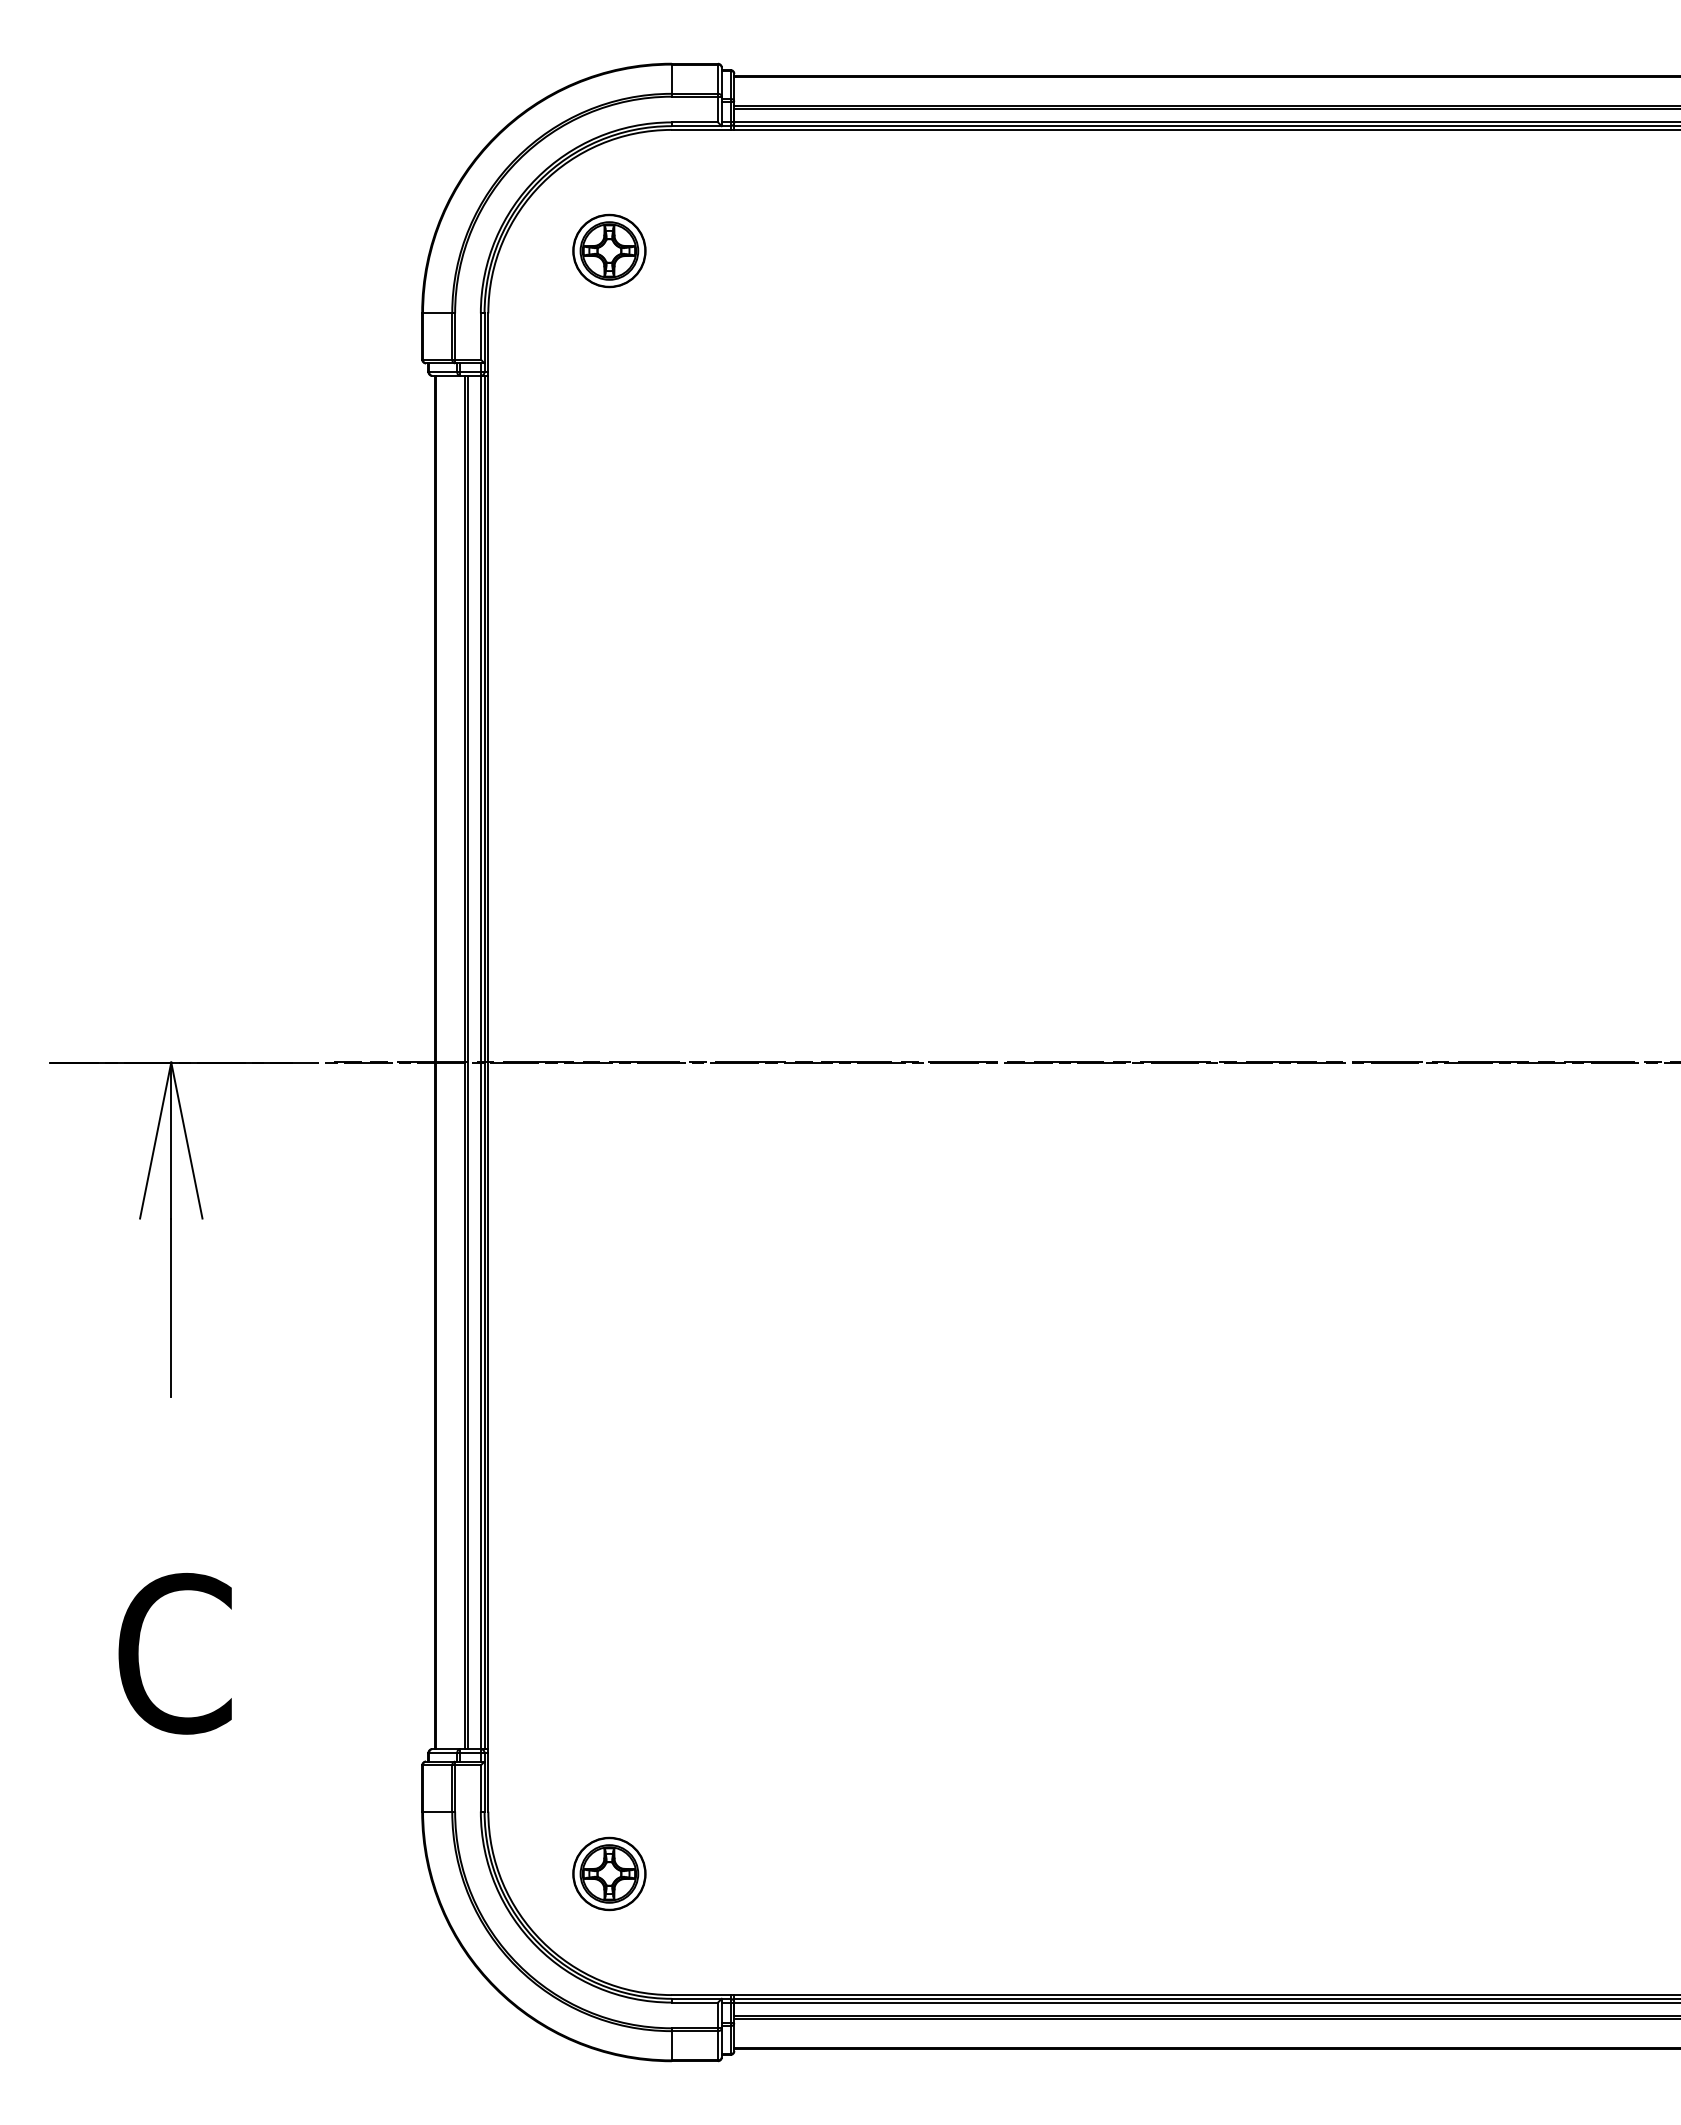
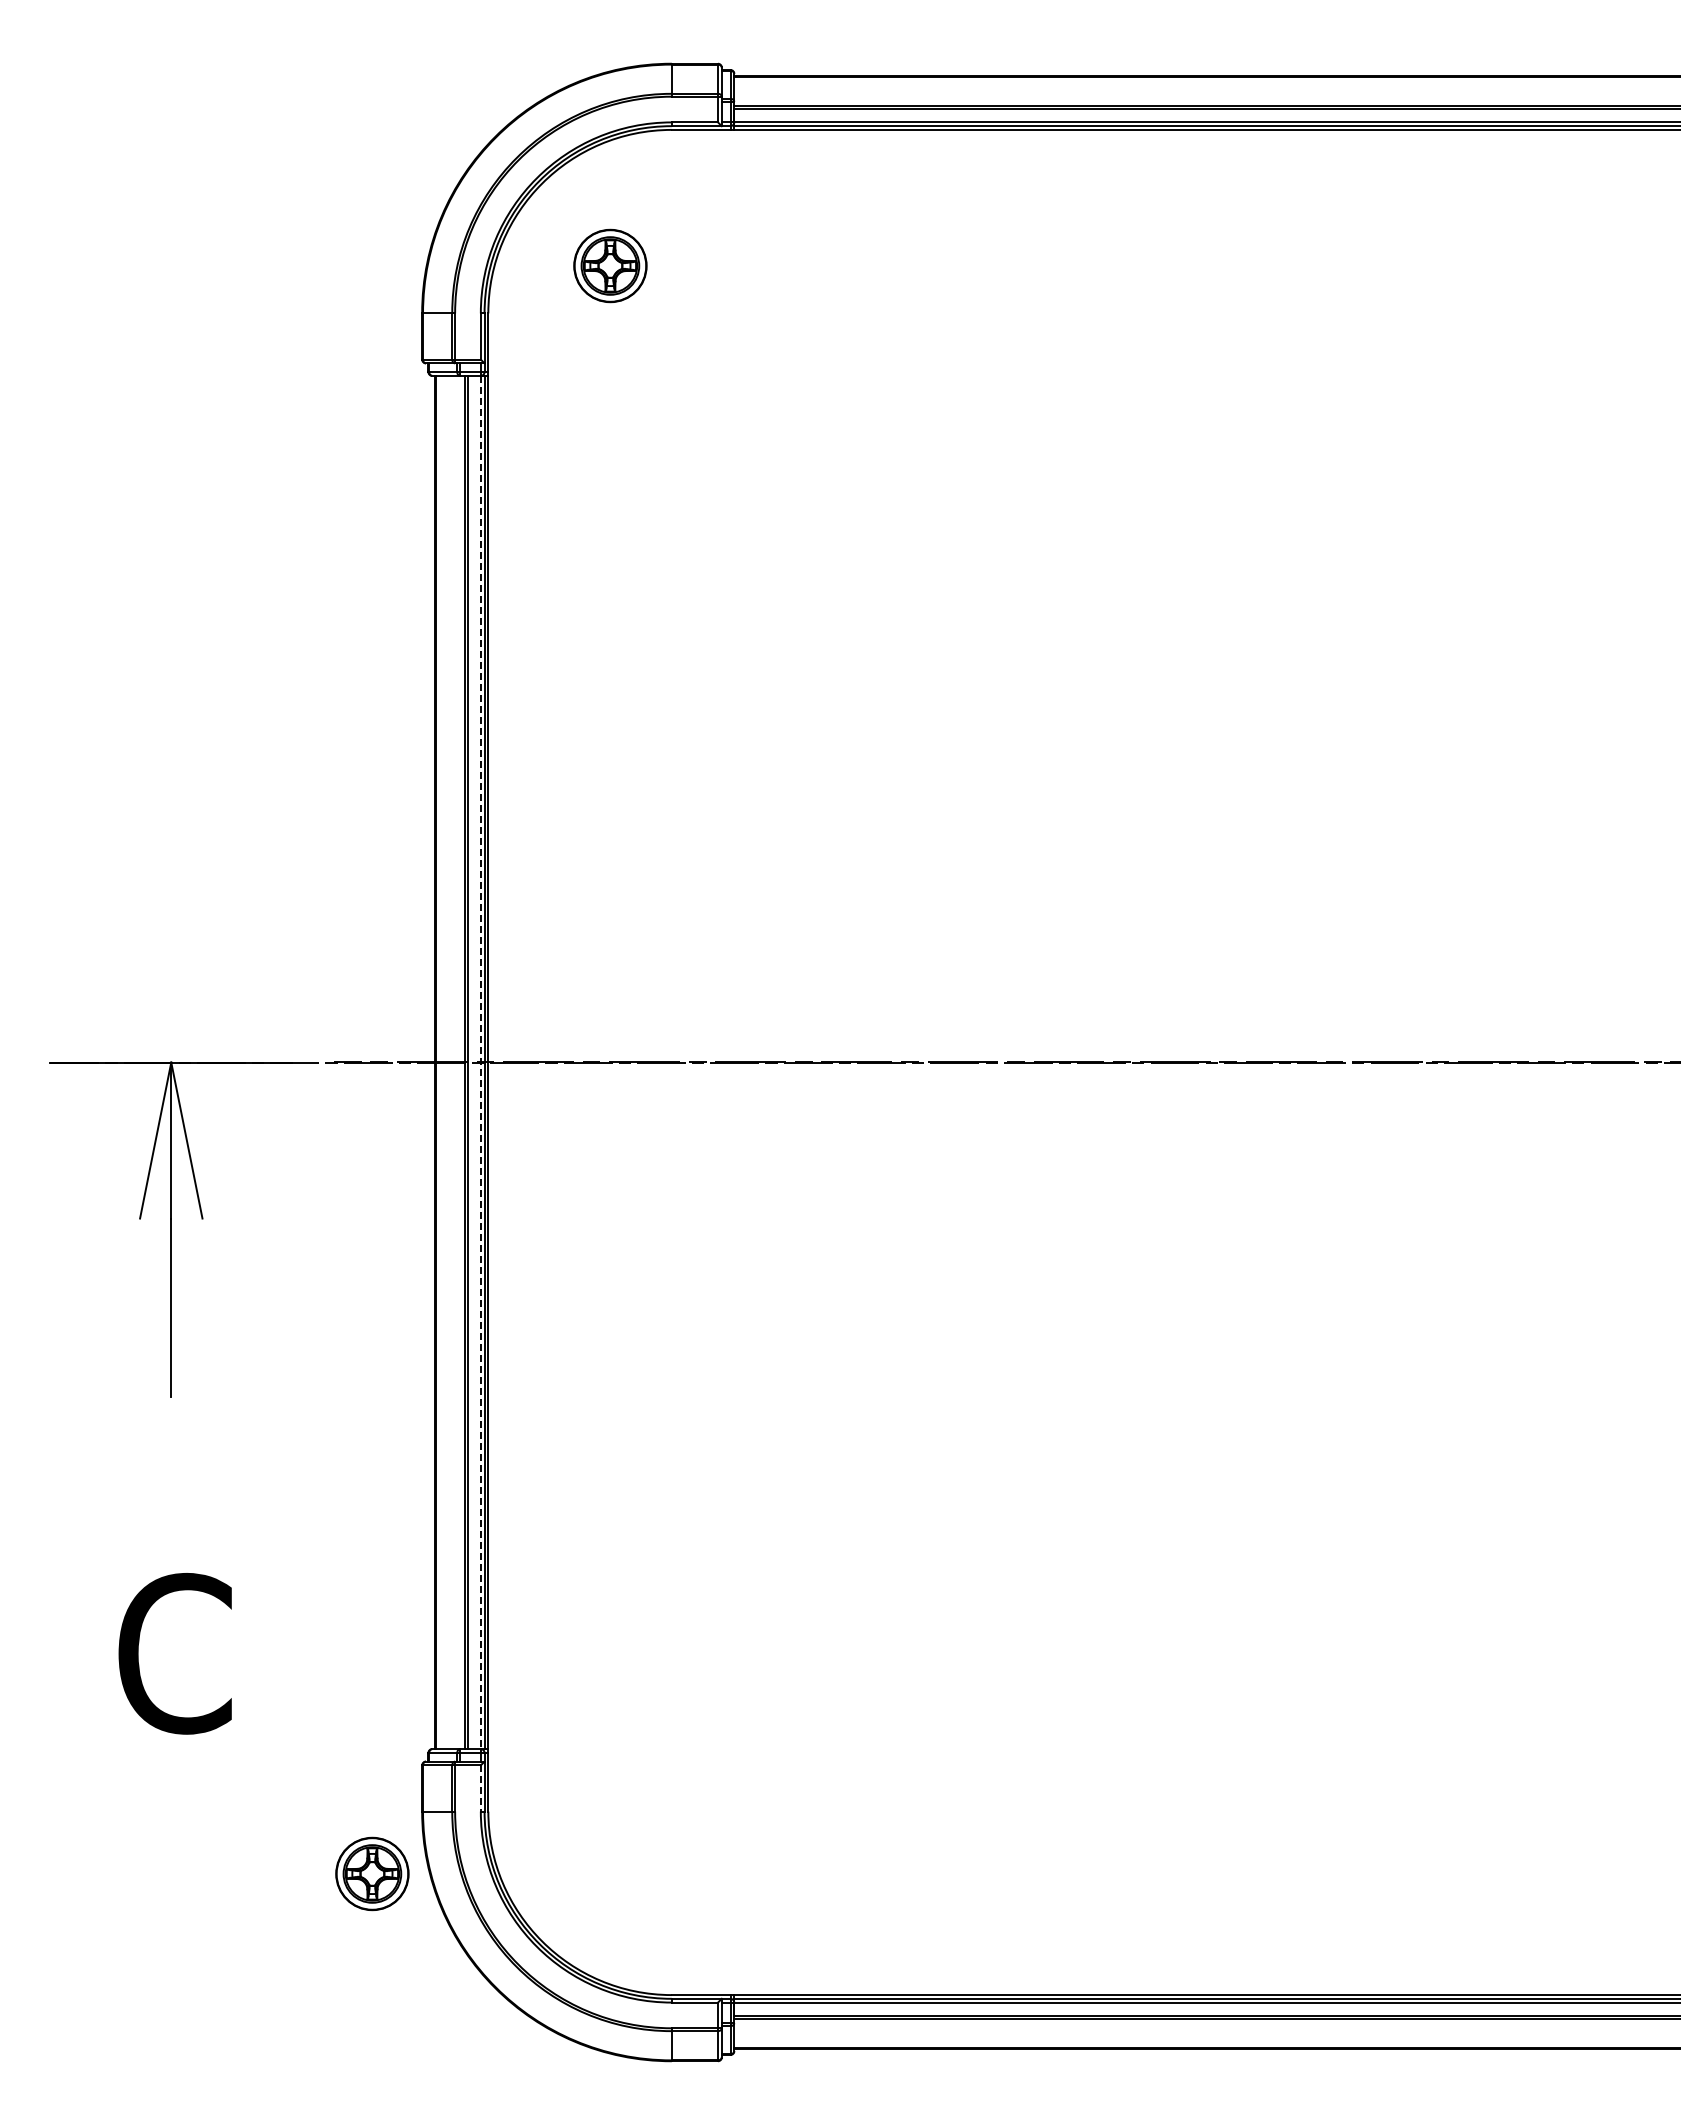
part position: (609, 250) -> (610, 265) (610, 265)
line: solid -> dashed (480, 1062)
line: solid -> dashed (480, 1788)
part position: (609, 1873) -> (372, 1873) (372, 1873)
